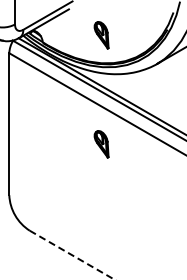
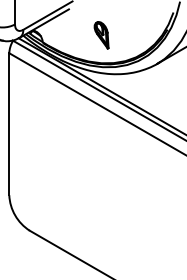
part: present -> none (101, 144)
line: dashed -> solid (72, 255)
